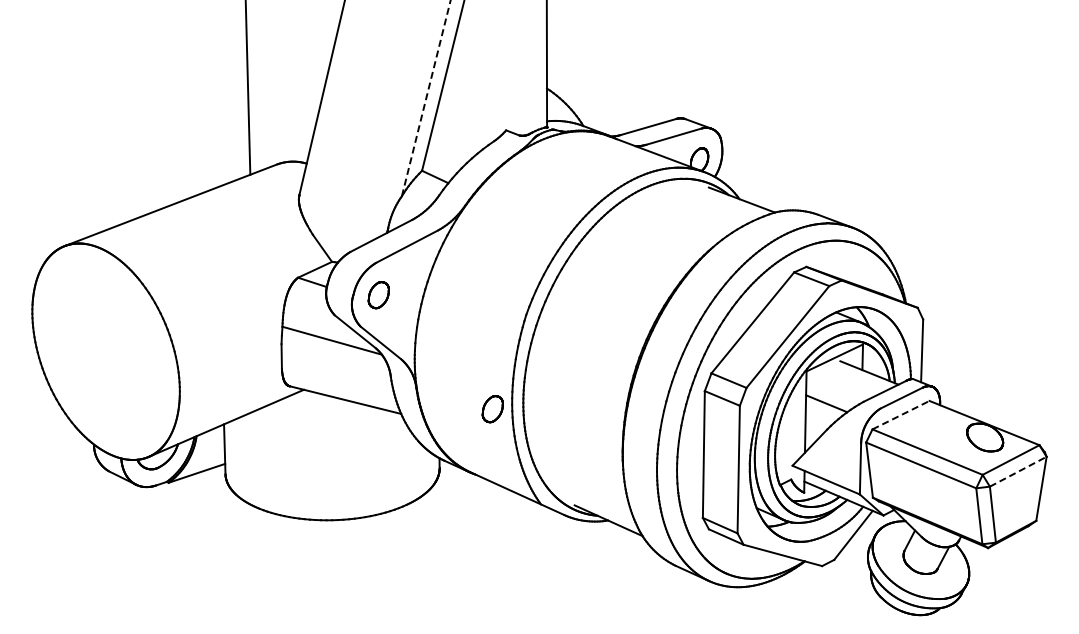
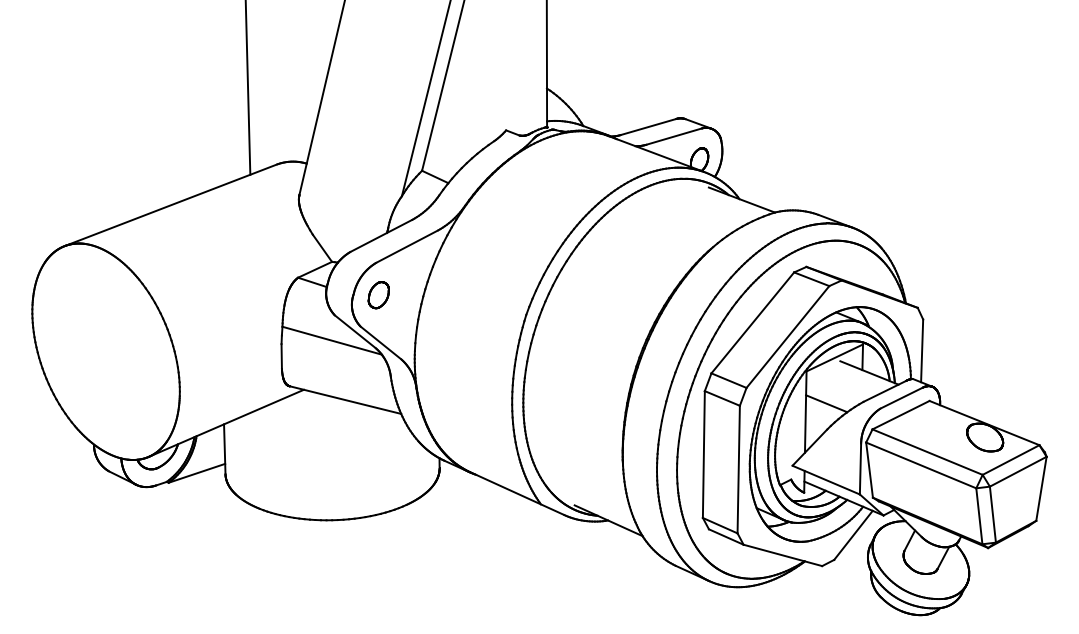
line: dashed -> solid (426, 98)
part: present -> none (492, 409)
line: dashed -> solid (901, 415)
line: dashed -> solid (1018, 471)
